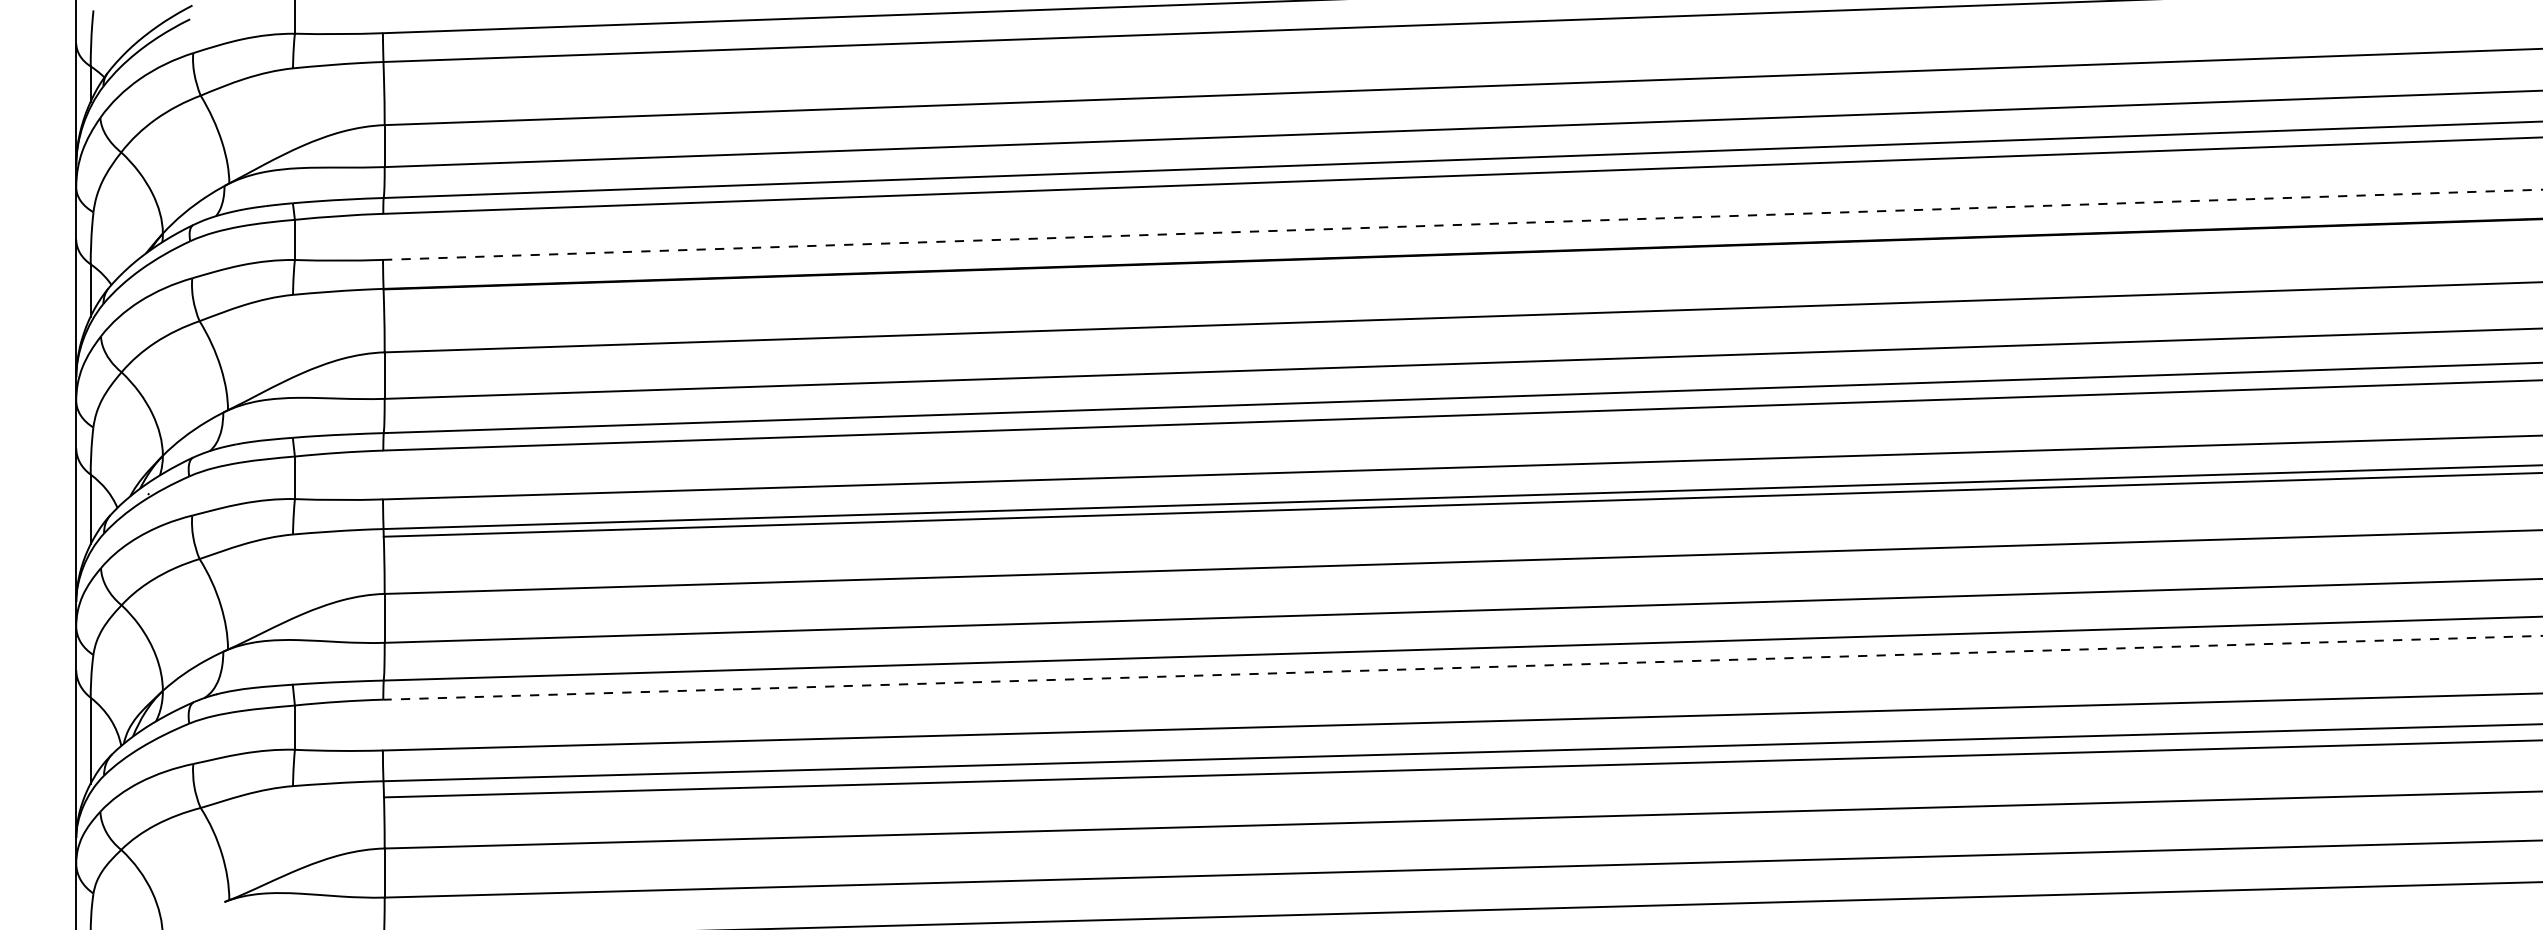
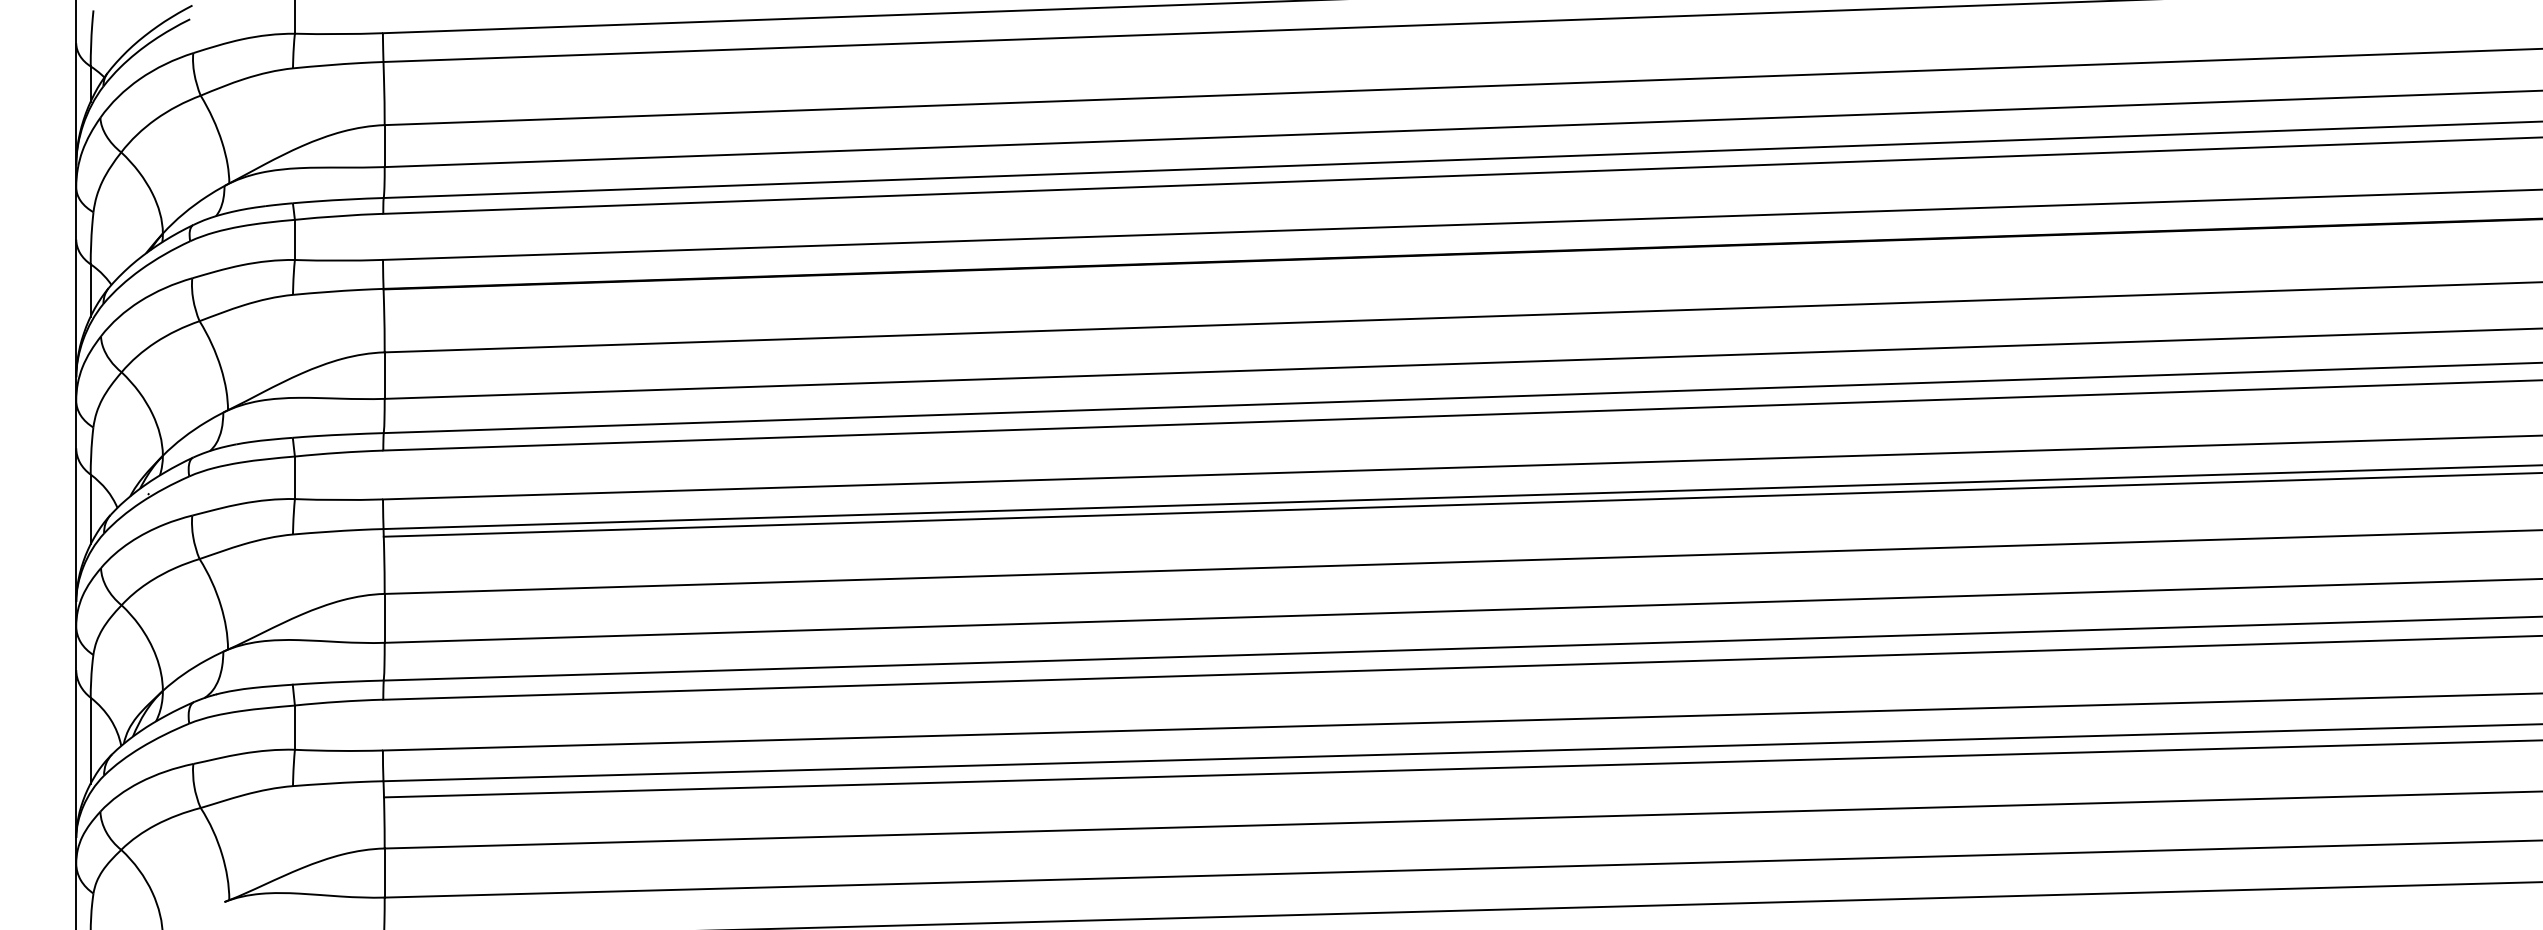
line: dashed -> solid (1463, 224)
line: dashed -> solid (1462, 667)
